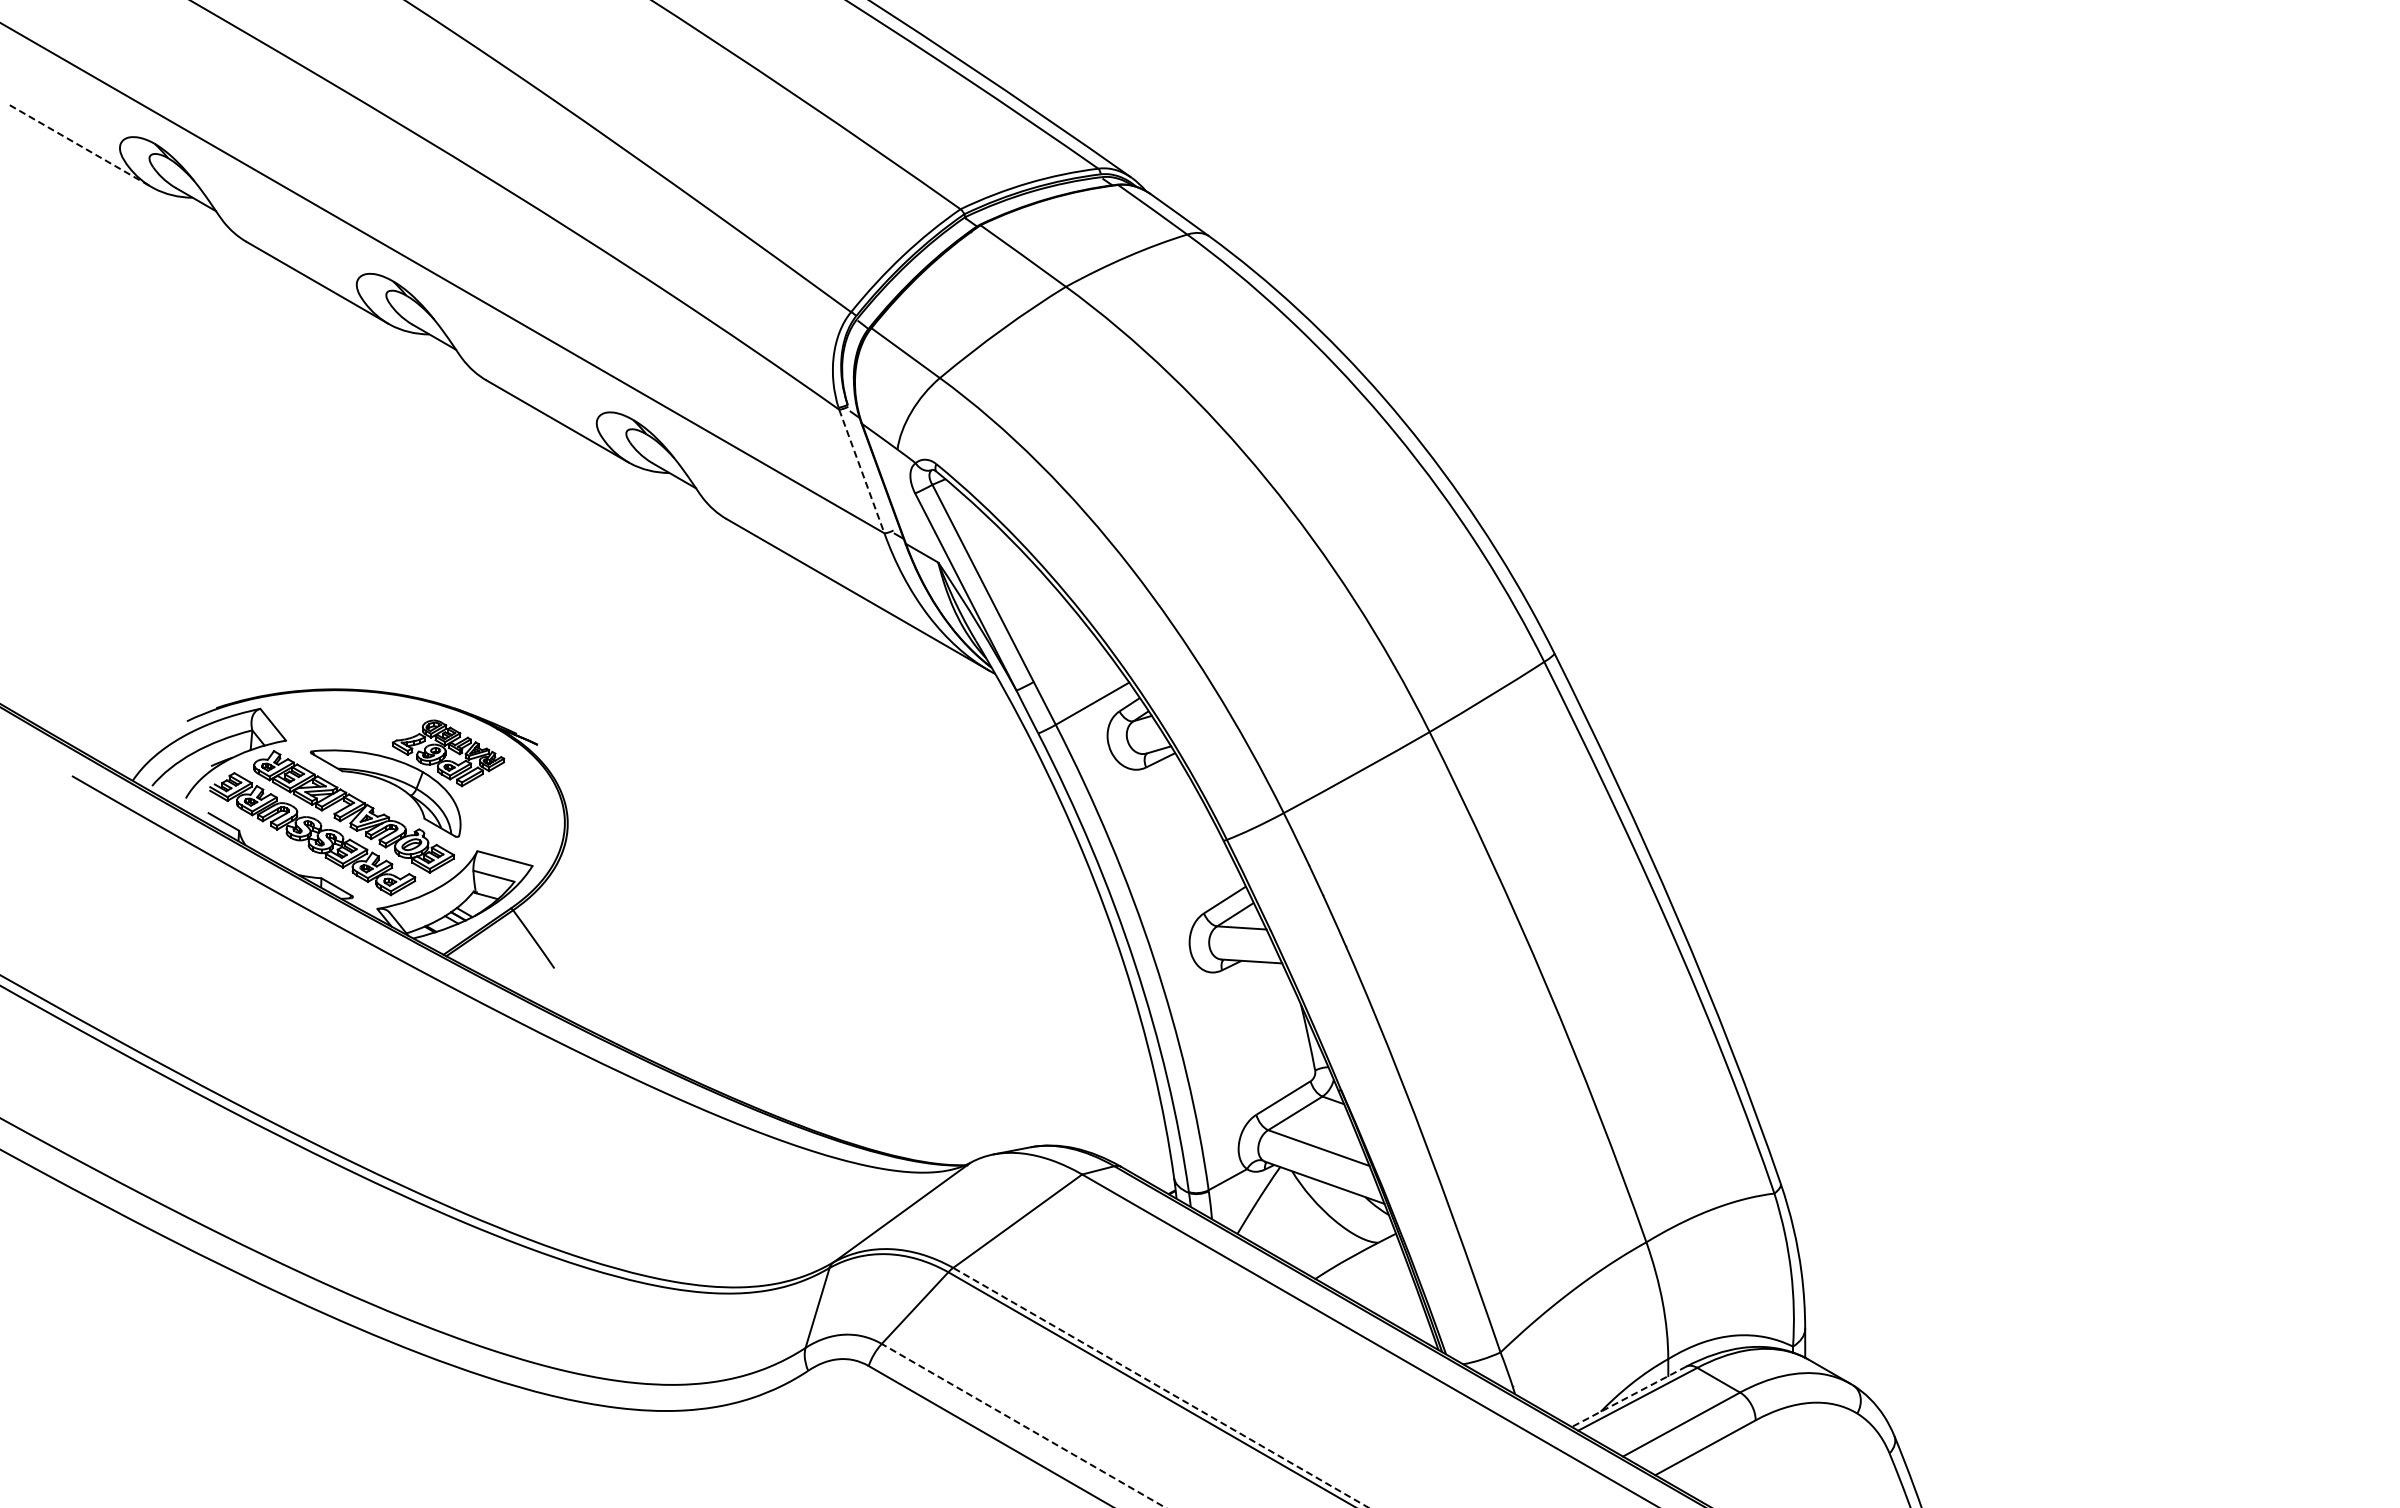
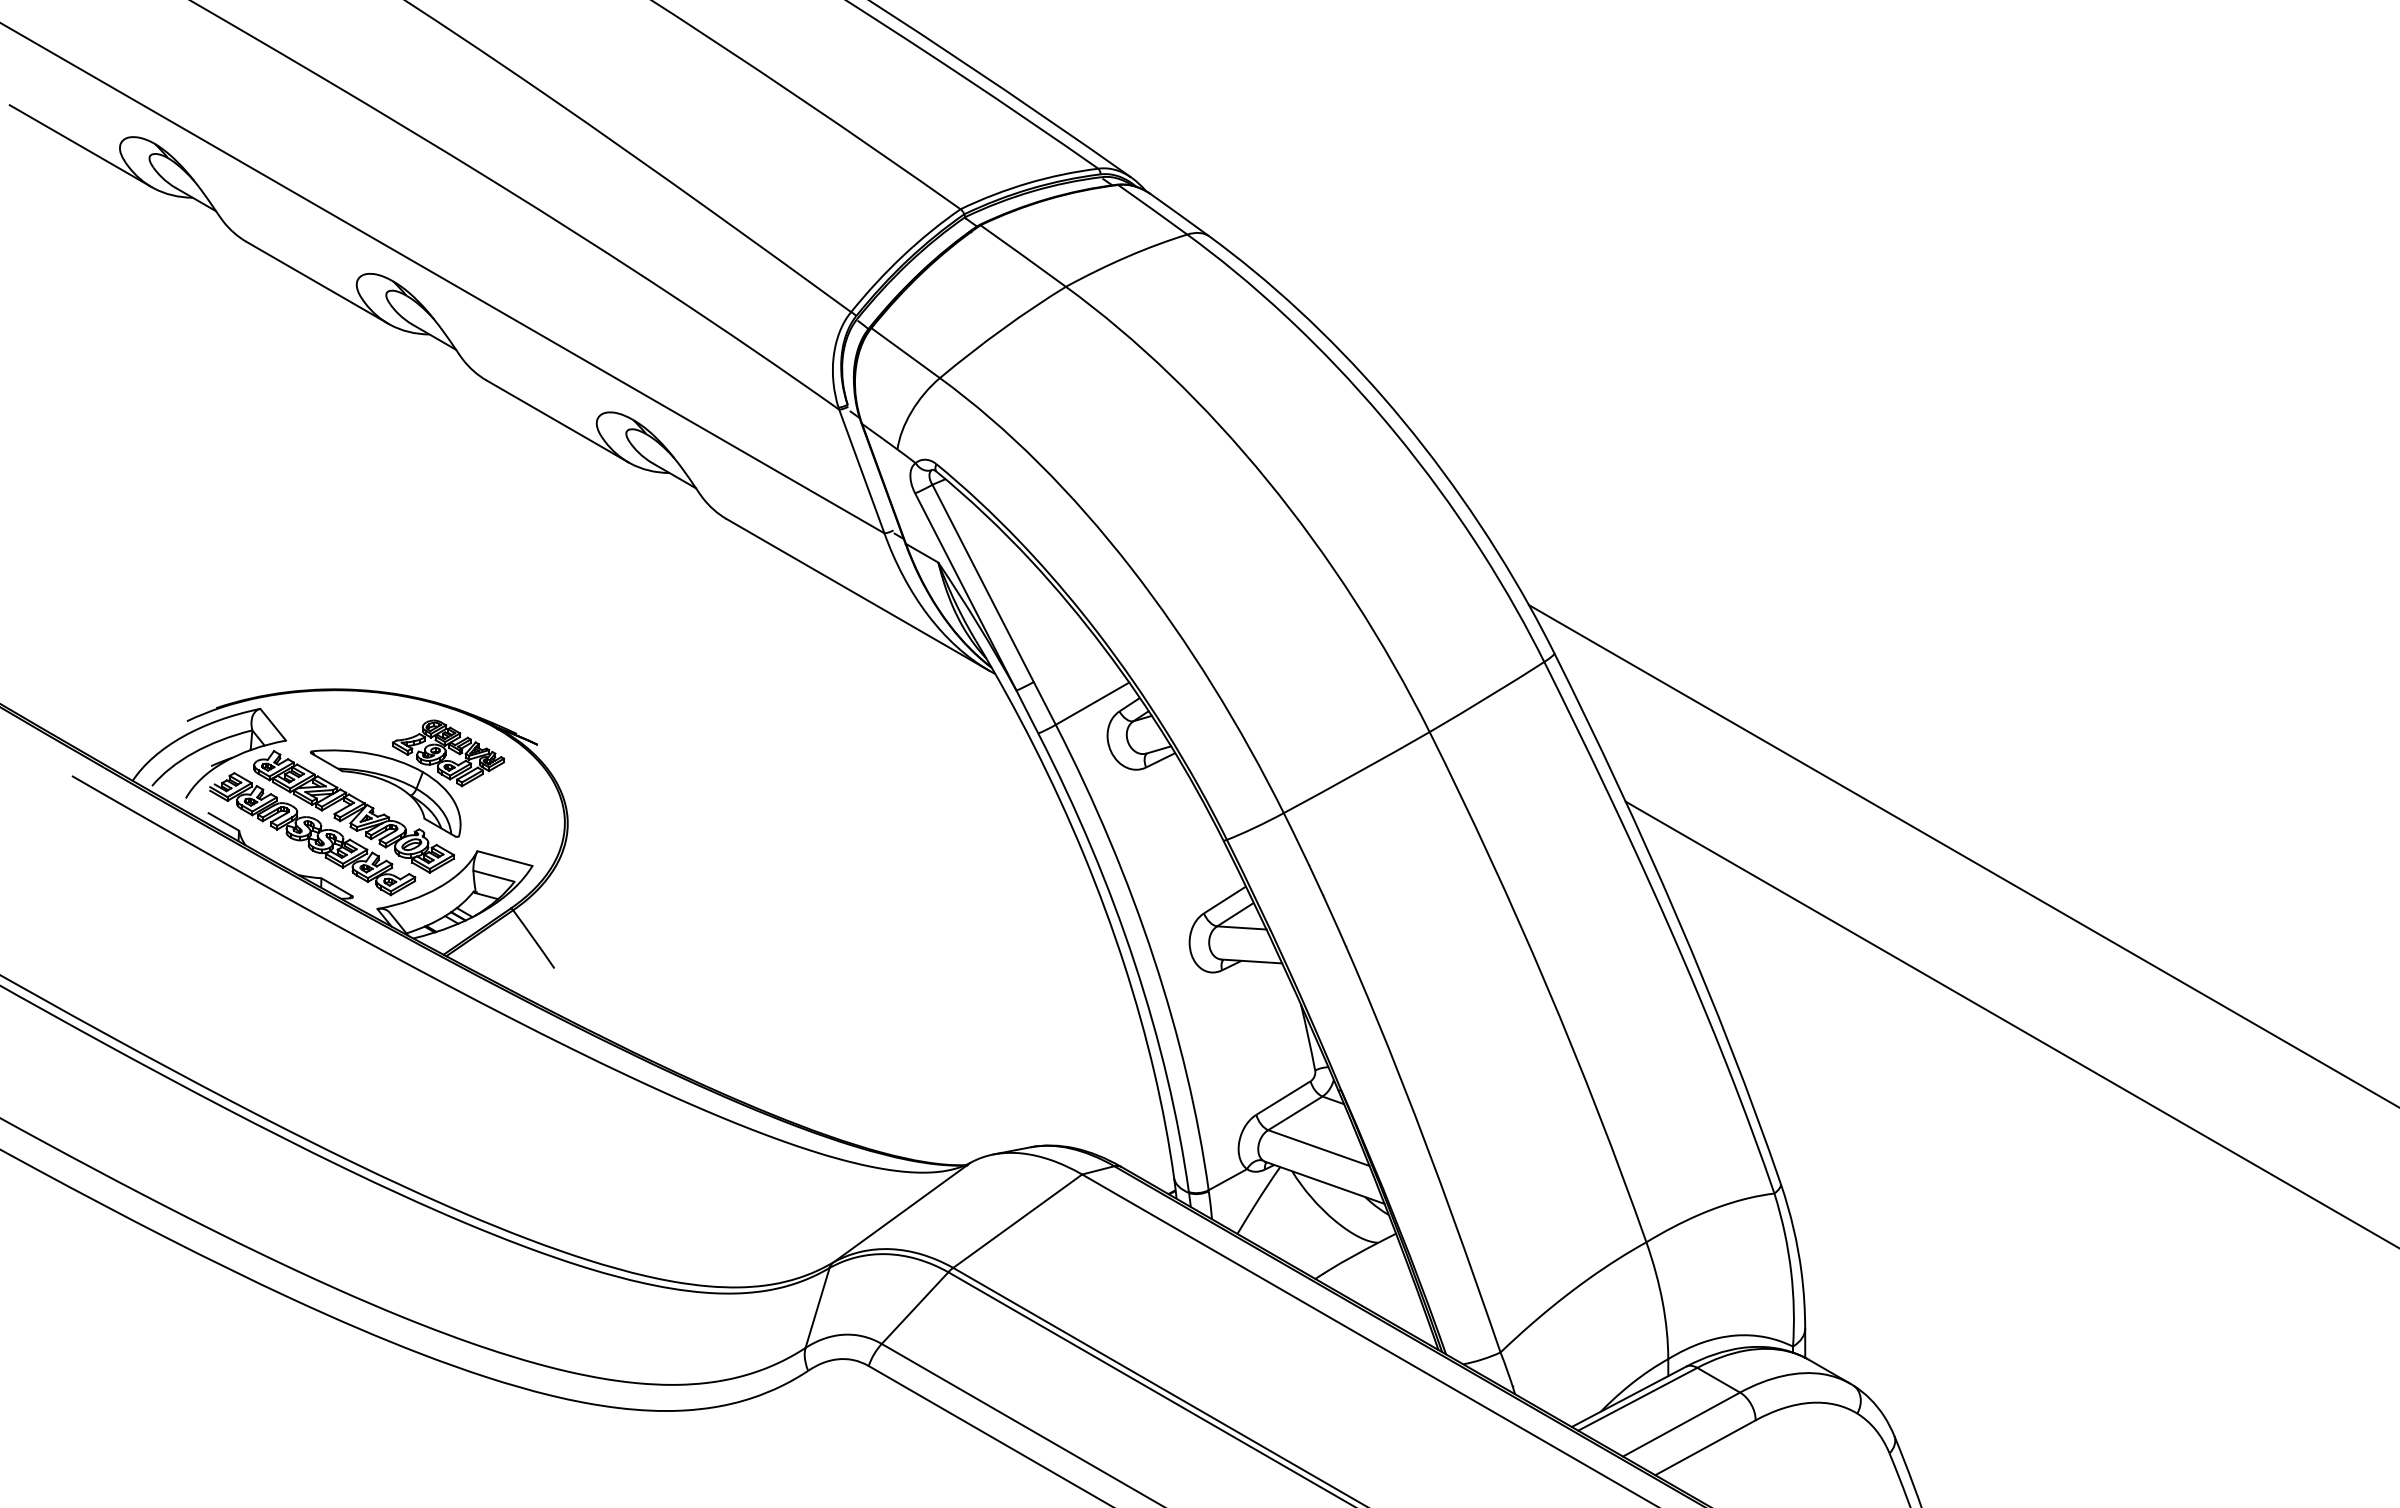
line: dashed -> solid (80, 146)
line: dashed -> solid (861, 471)
line: none -> present (1962, 855)
line: none -> present (2010, 1023)
line: dashed -> solid (1161, 1387)
line: dashed -> solid (1629, 1396)
line: dashed -> solid (1023, 1425)
